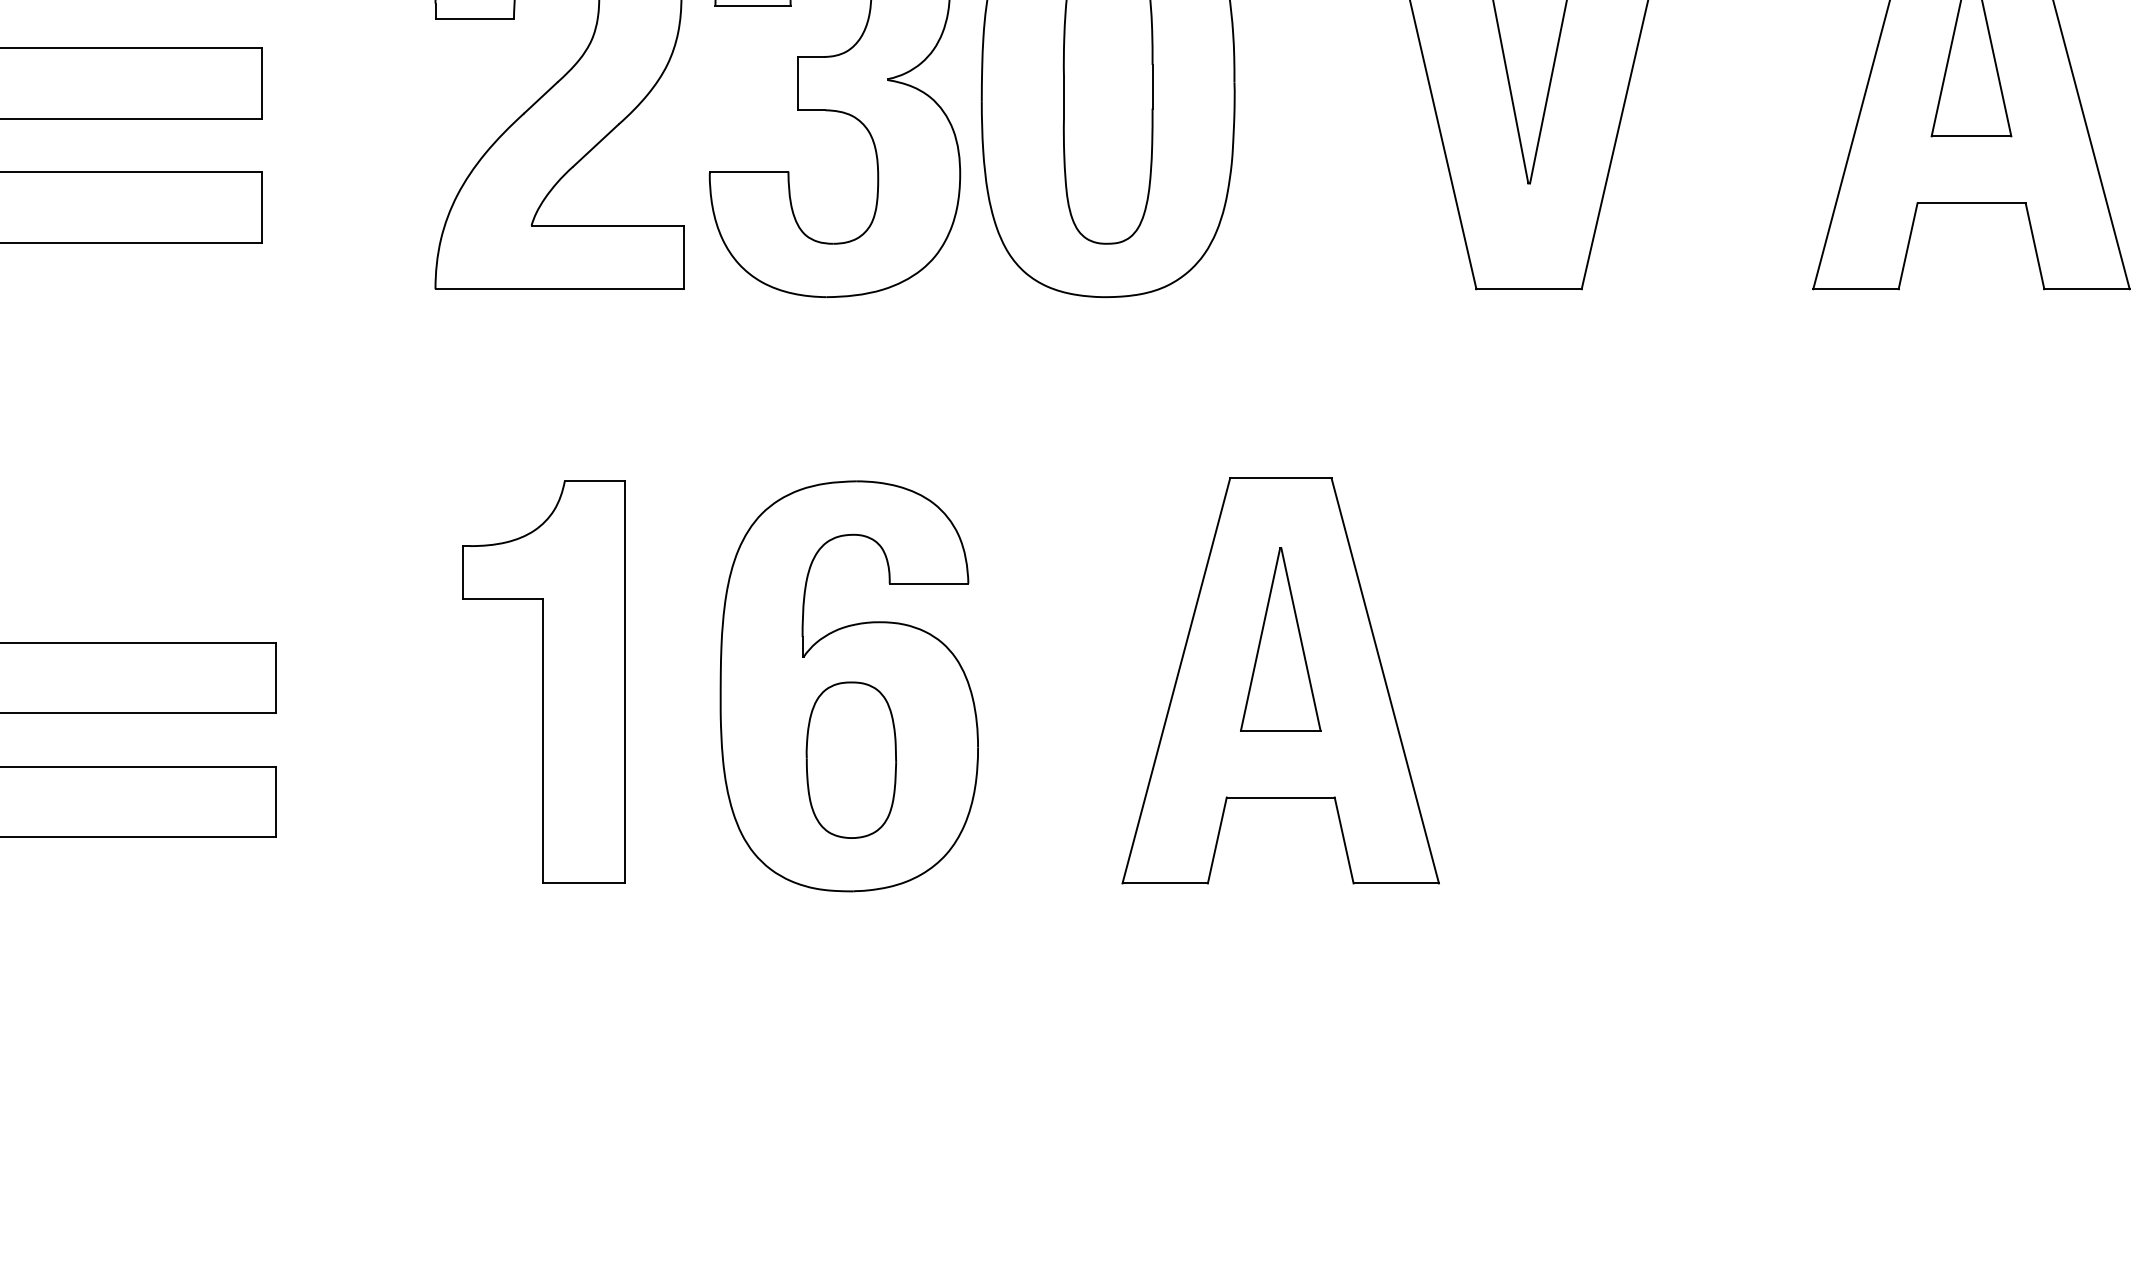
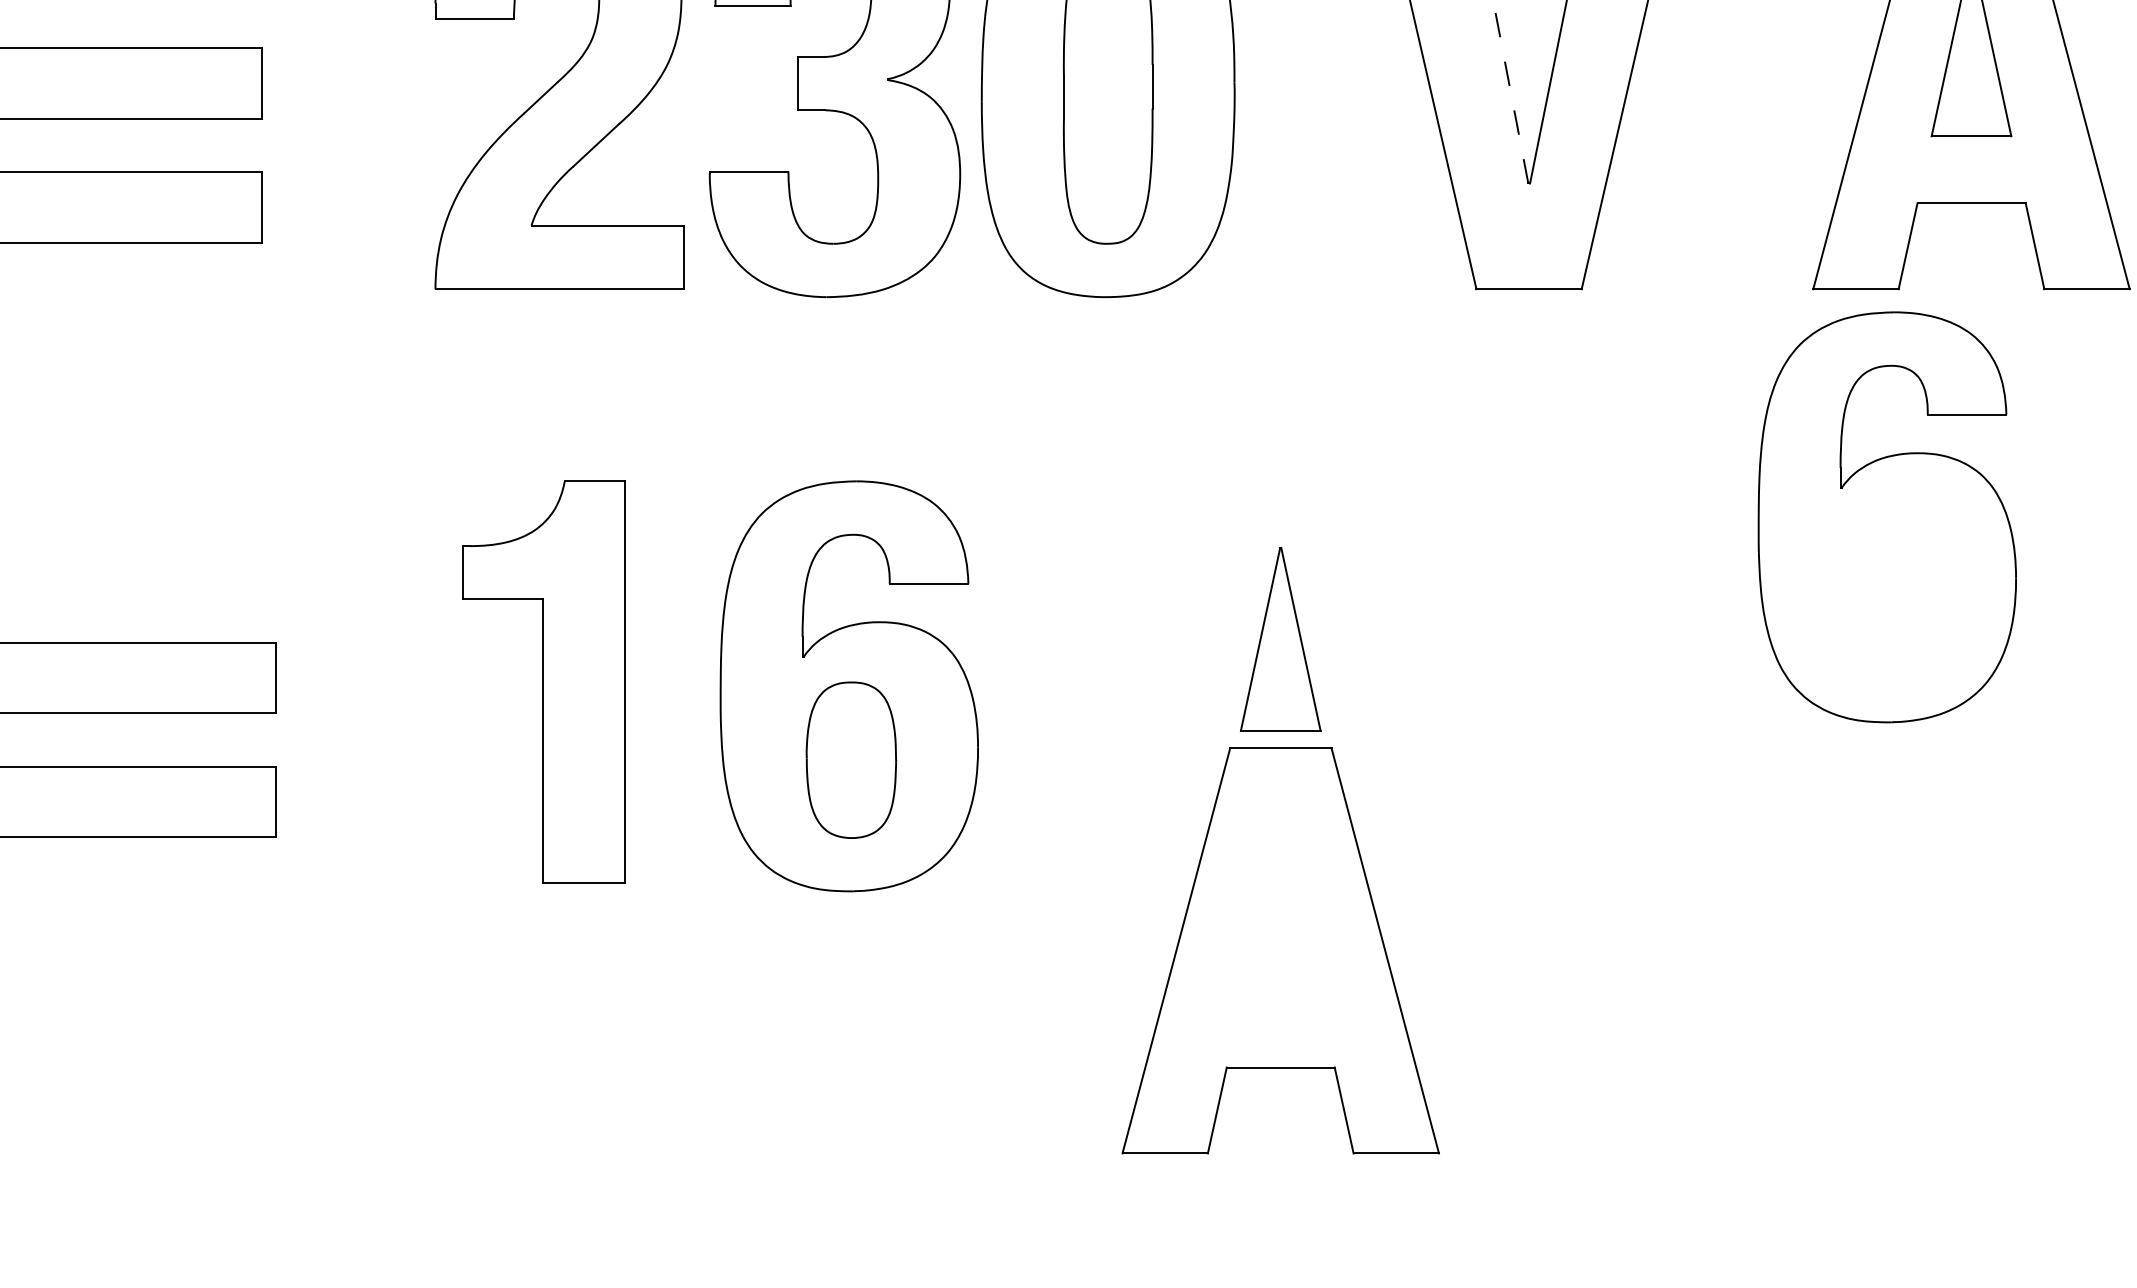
line: solid -> dashed (1510, 91)
part: none -> present (1886, 517)
part position: (1280, 680) -> (1280, 950) (1280, 950)
